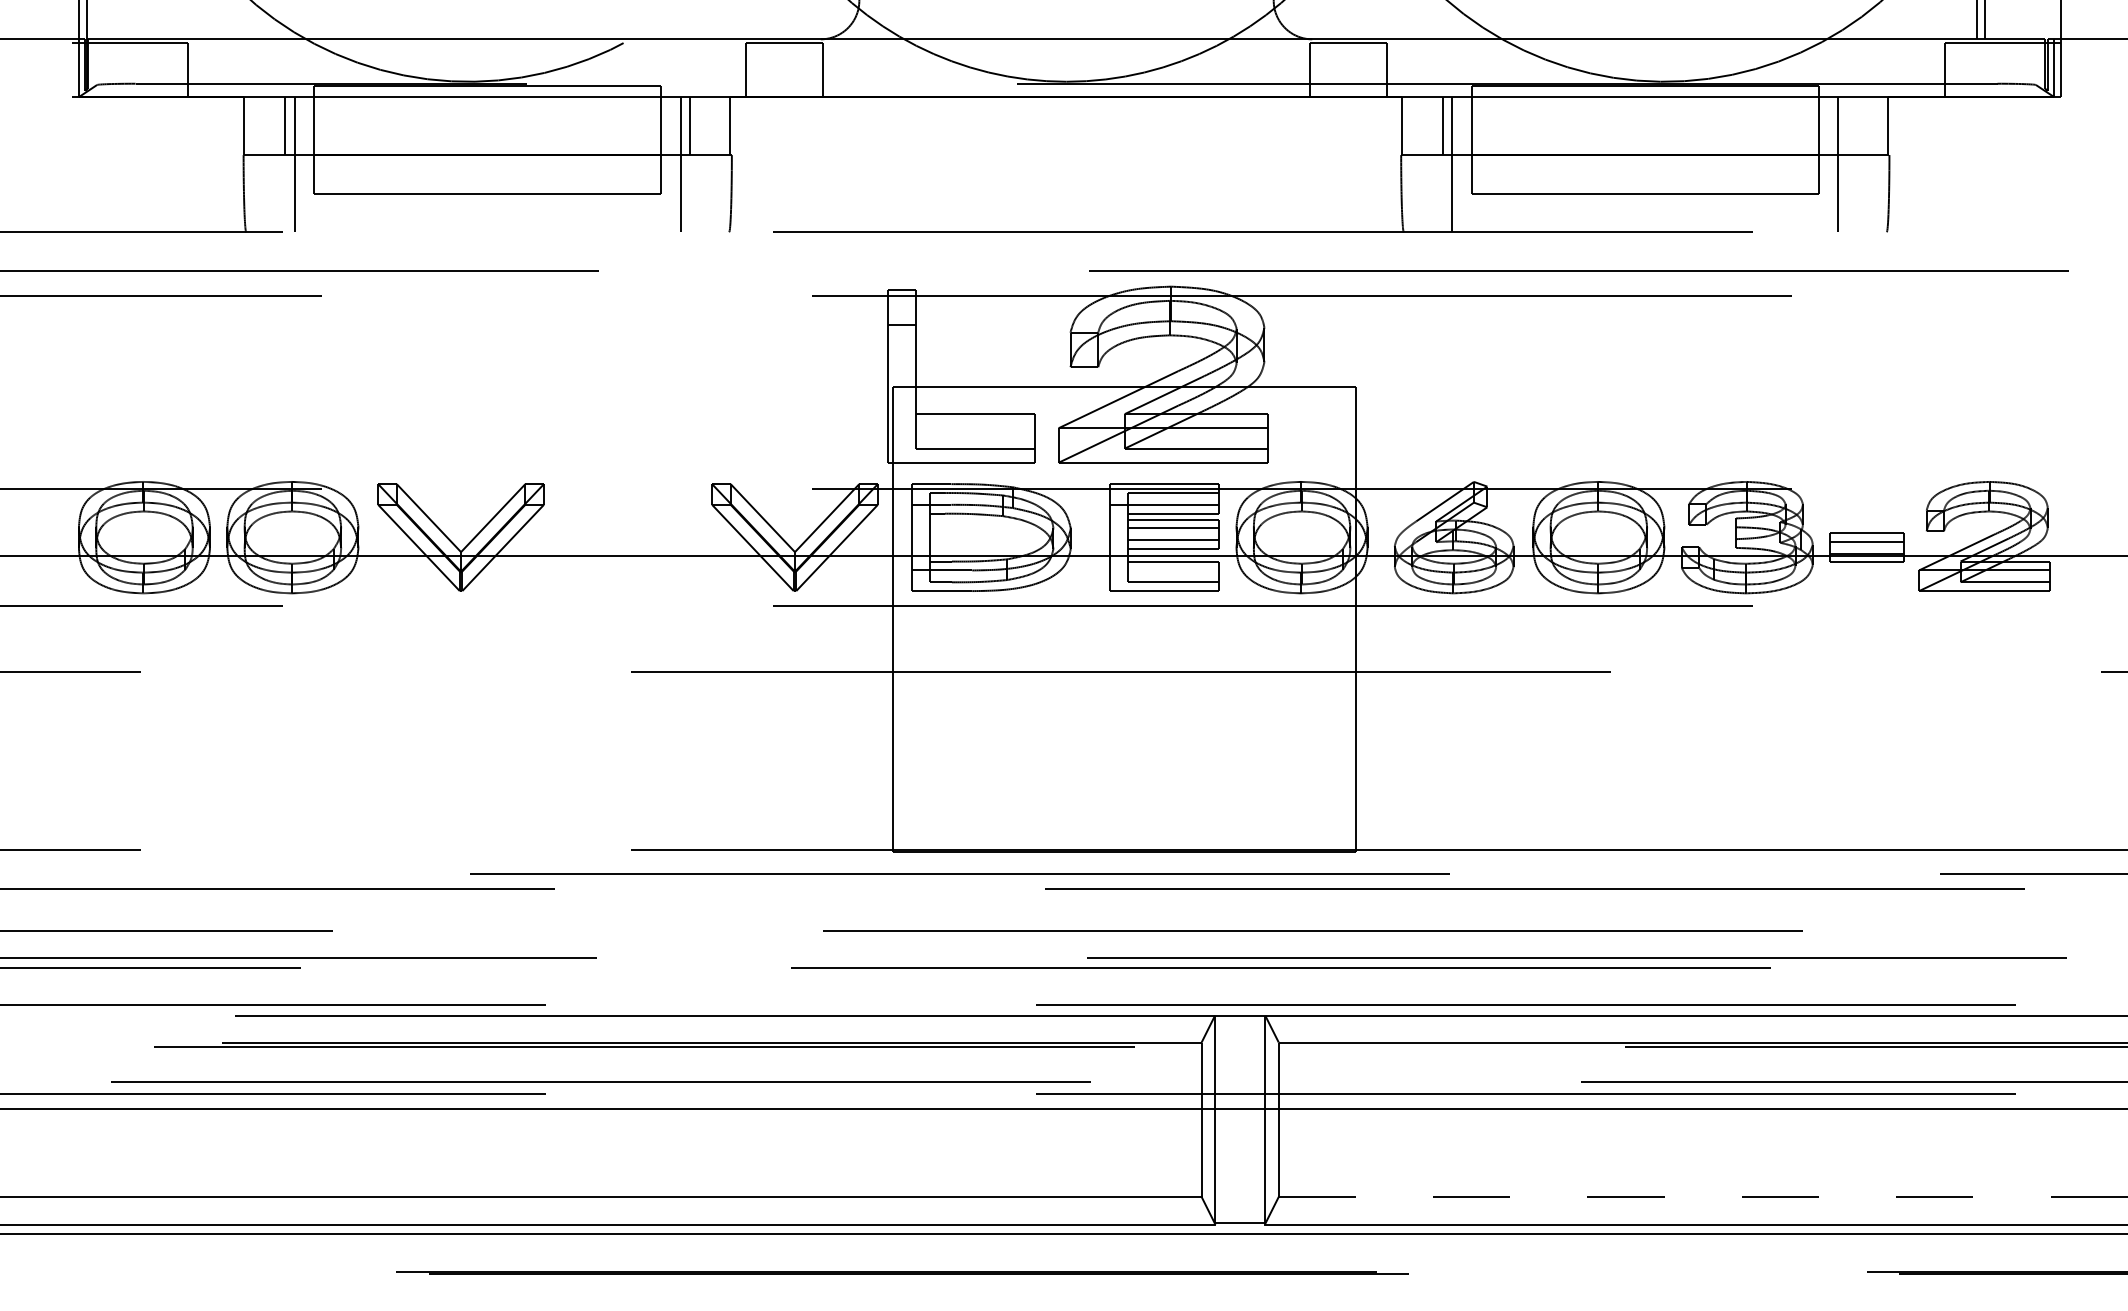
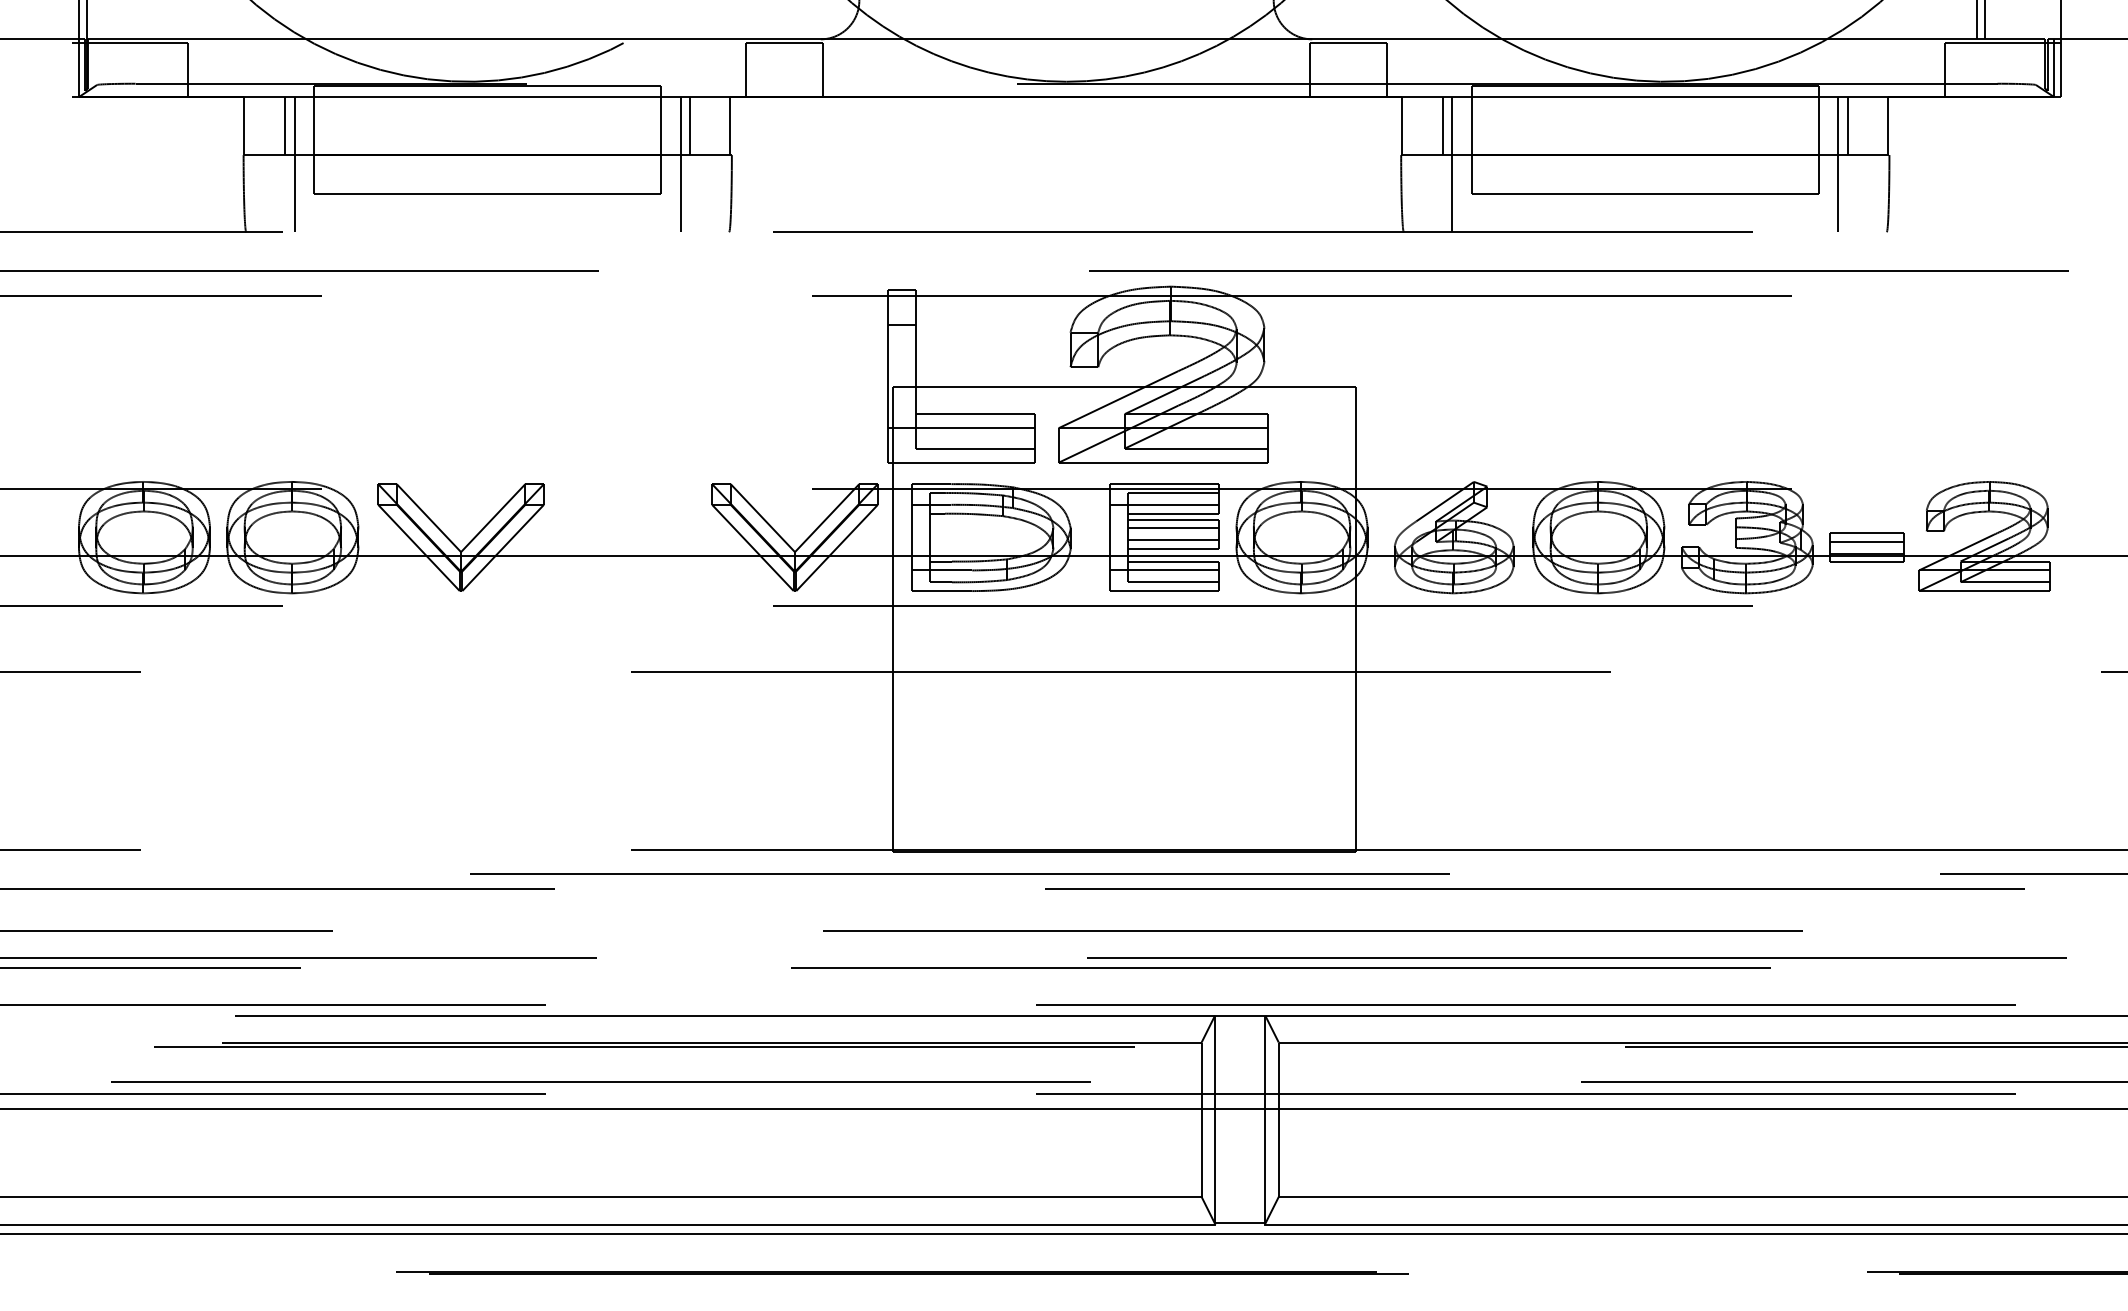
line: none -> present (1847, 126)
line: none -> present (961, 428)
line: none -> present (1164, 570)
line: dashed -> solid (1702, 1196)
